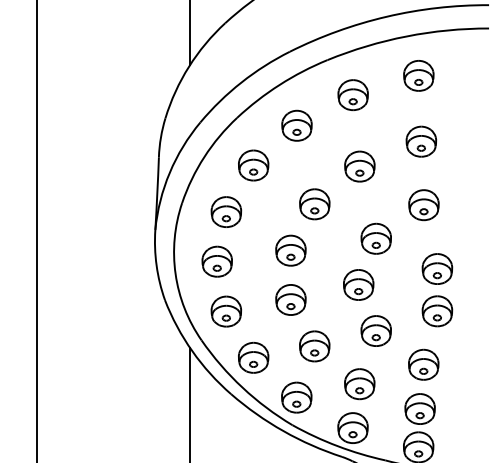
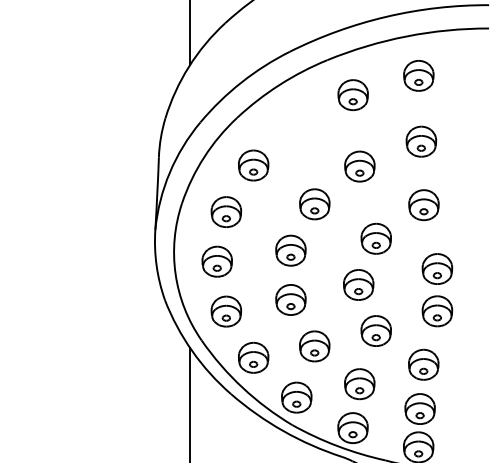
part: present -> none (296, 125)
line: present -> none (36, 230)
